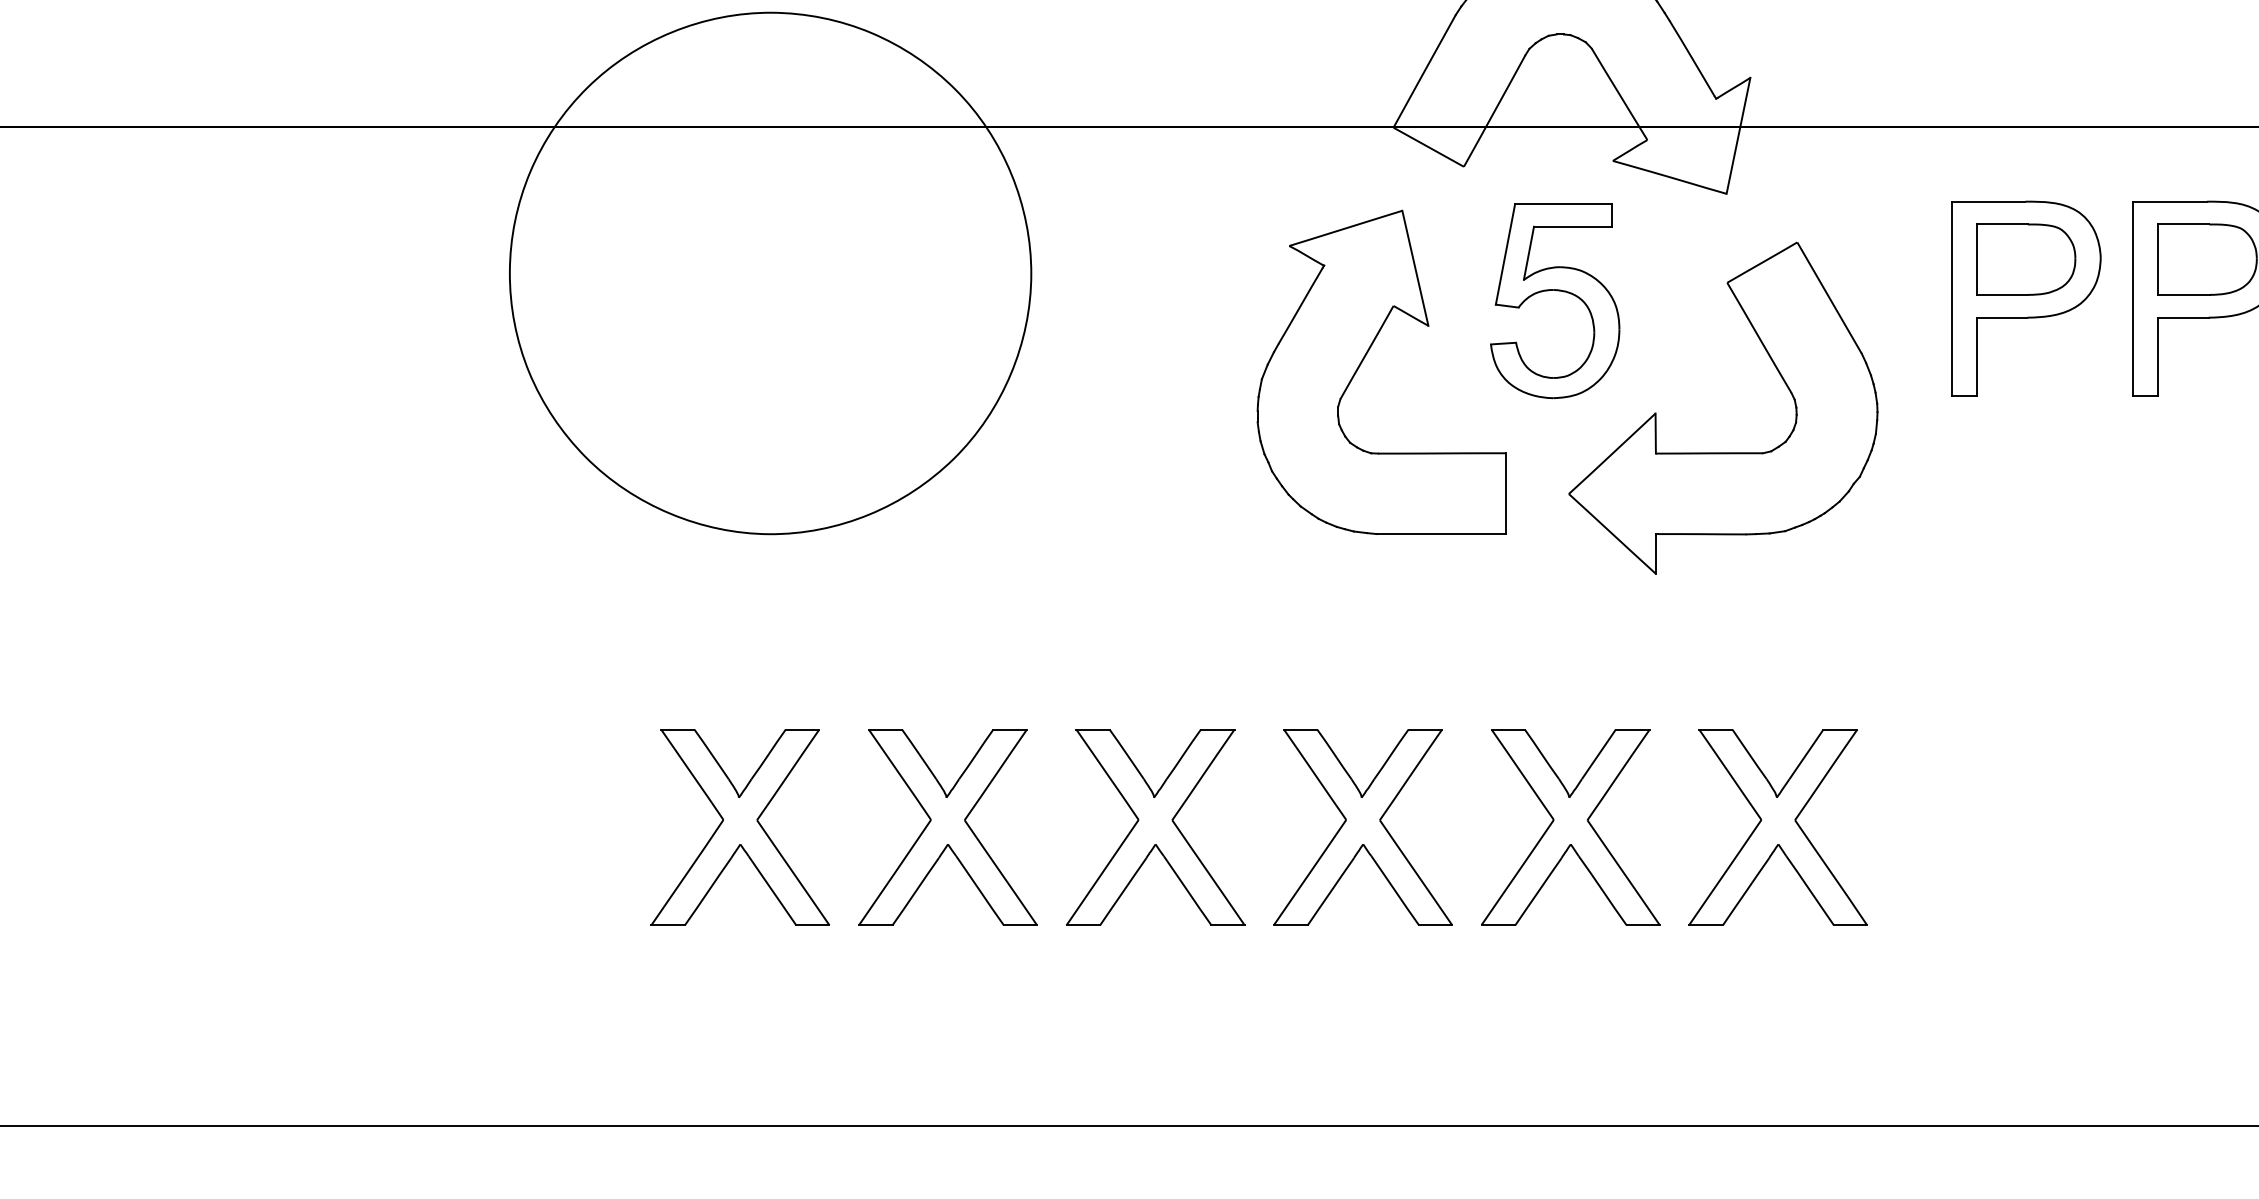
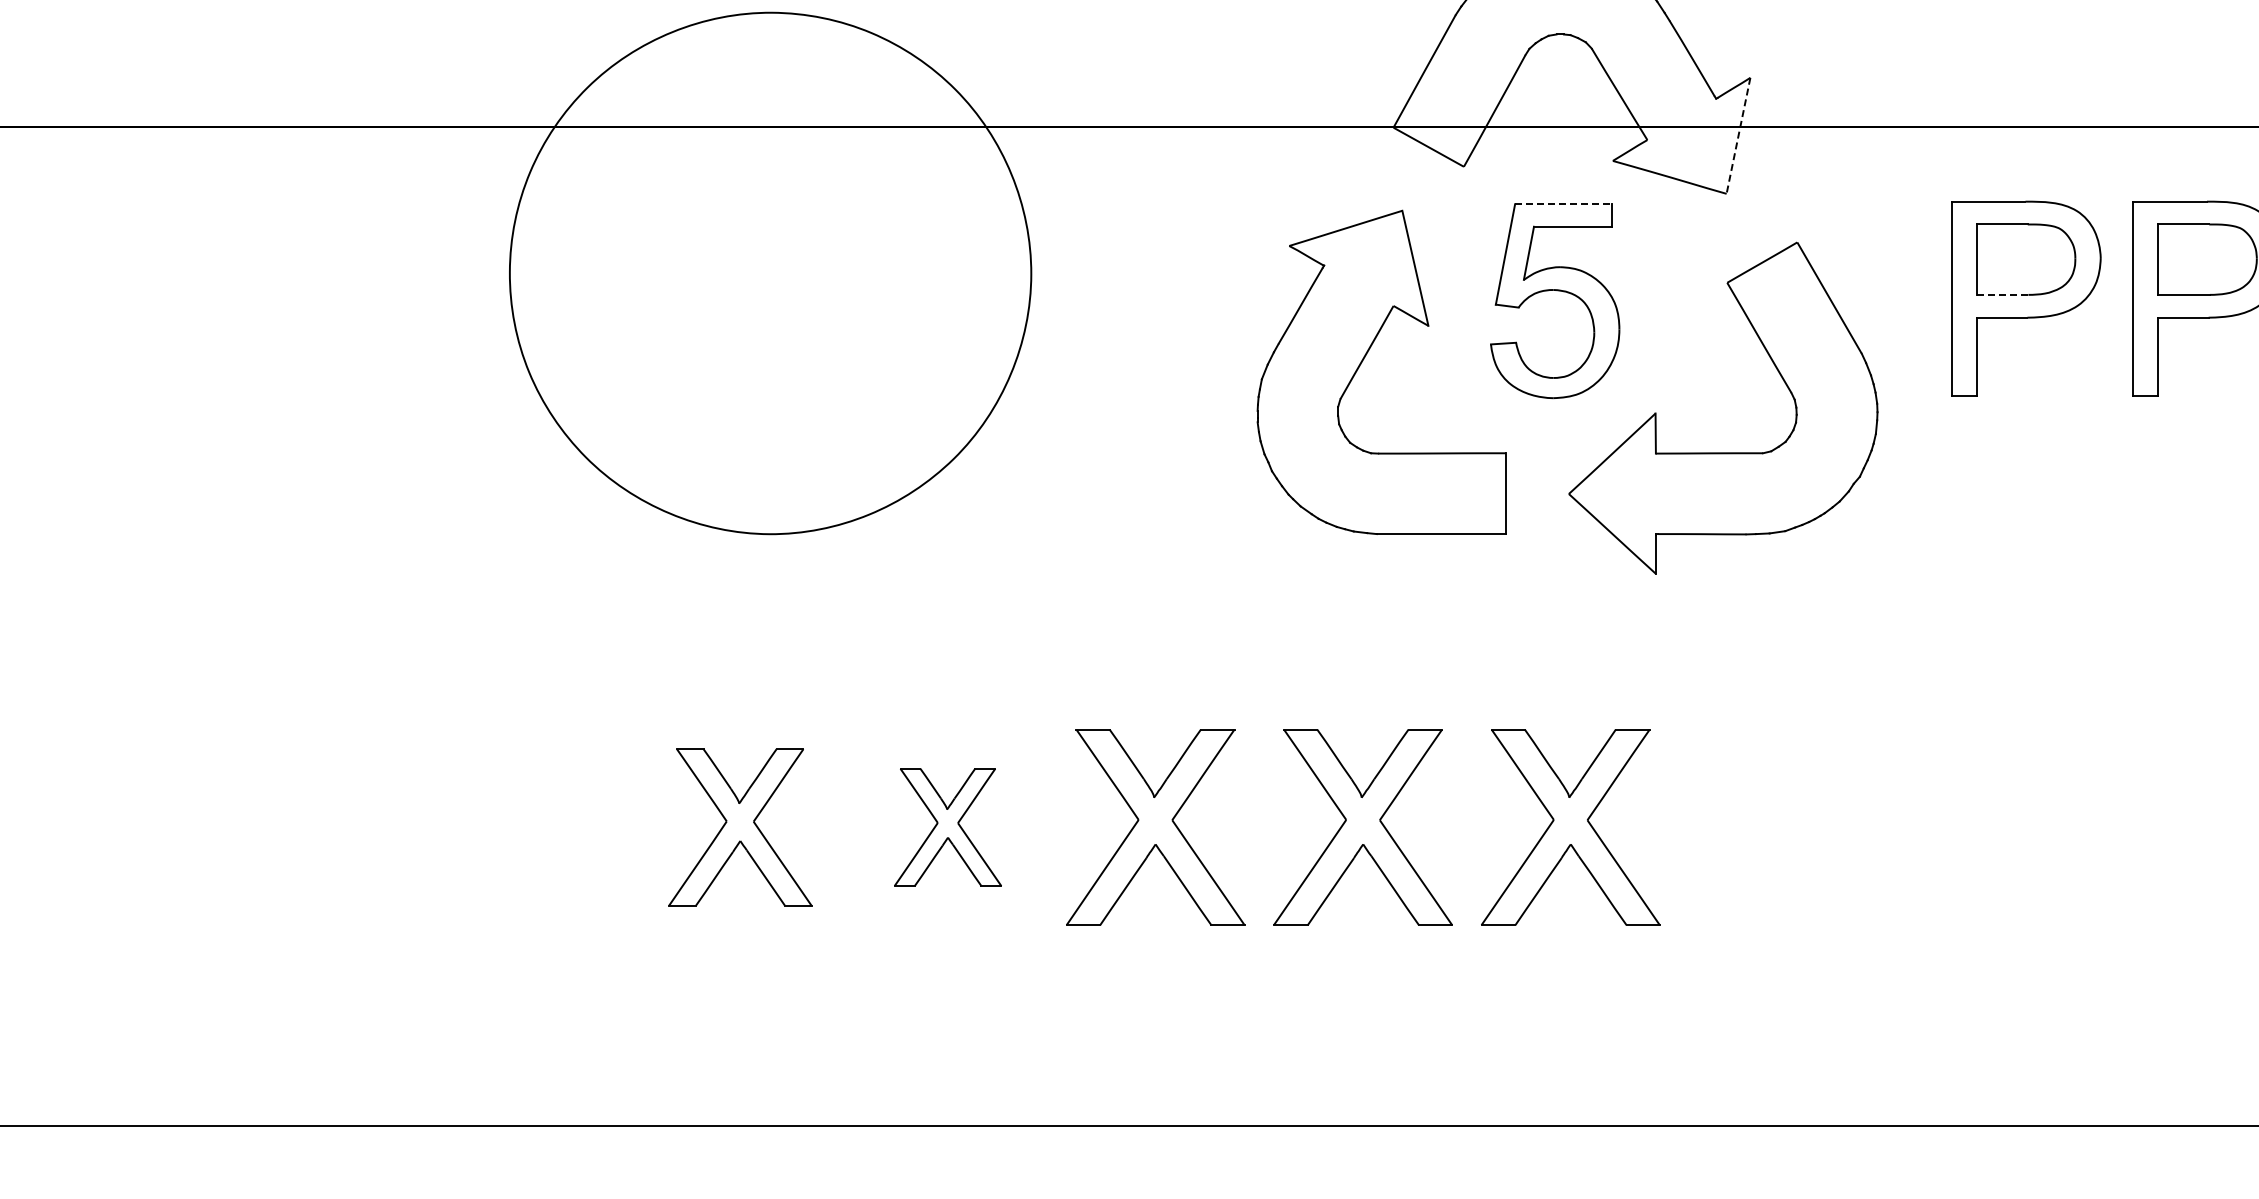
line: solid -> dashed (1738, 136)
line: solid -> dashed (1564, 204)
line: solid -> dashed (2002, 294)
part size: 180x197 px -> 145x159 px (740, 827)
part size: 180x197 px -> 108x119 px (947, 827)
part: present -> none (1777, 827)
